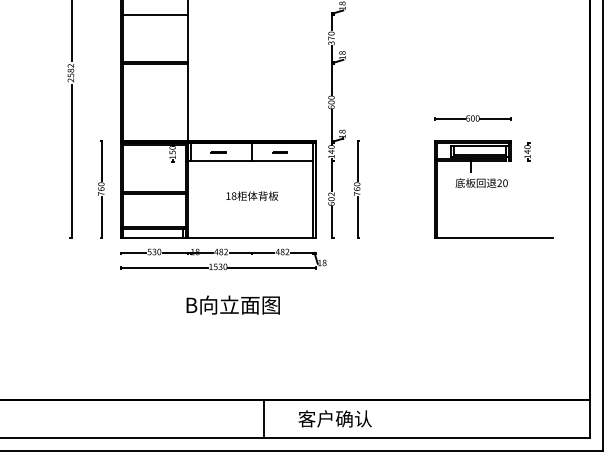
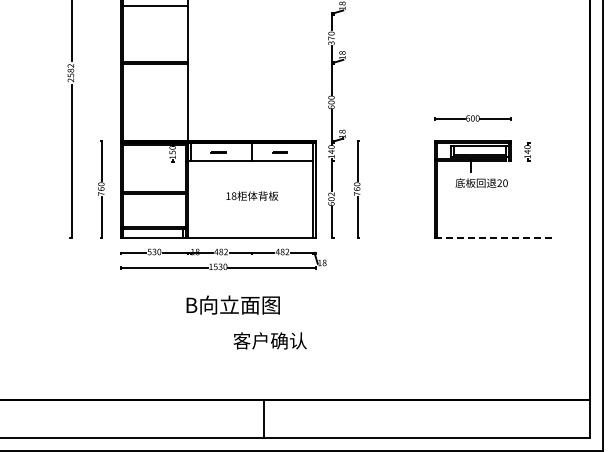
line position: (155, 14) -> (155, 5) (155, 5)
line: solid -> dashed (493, 237)
text position: (334, 418) -> (269, 340) (269, 340)
